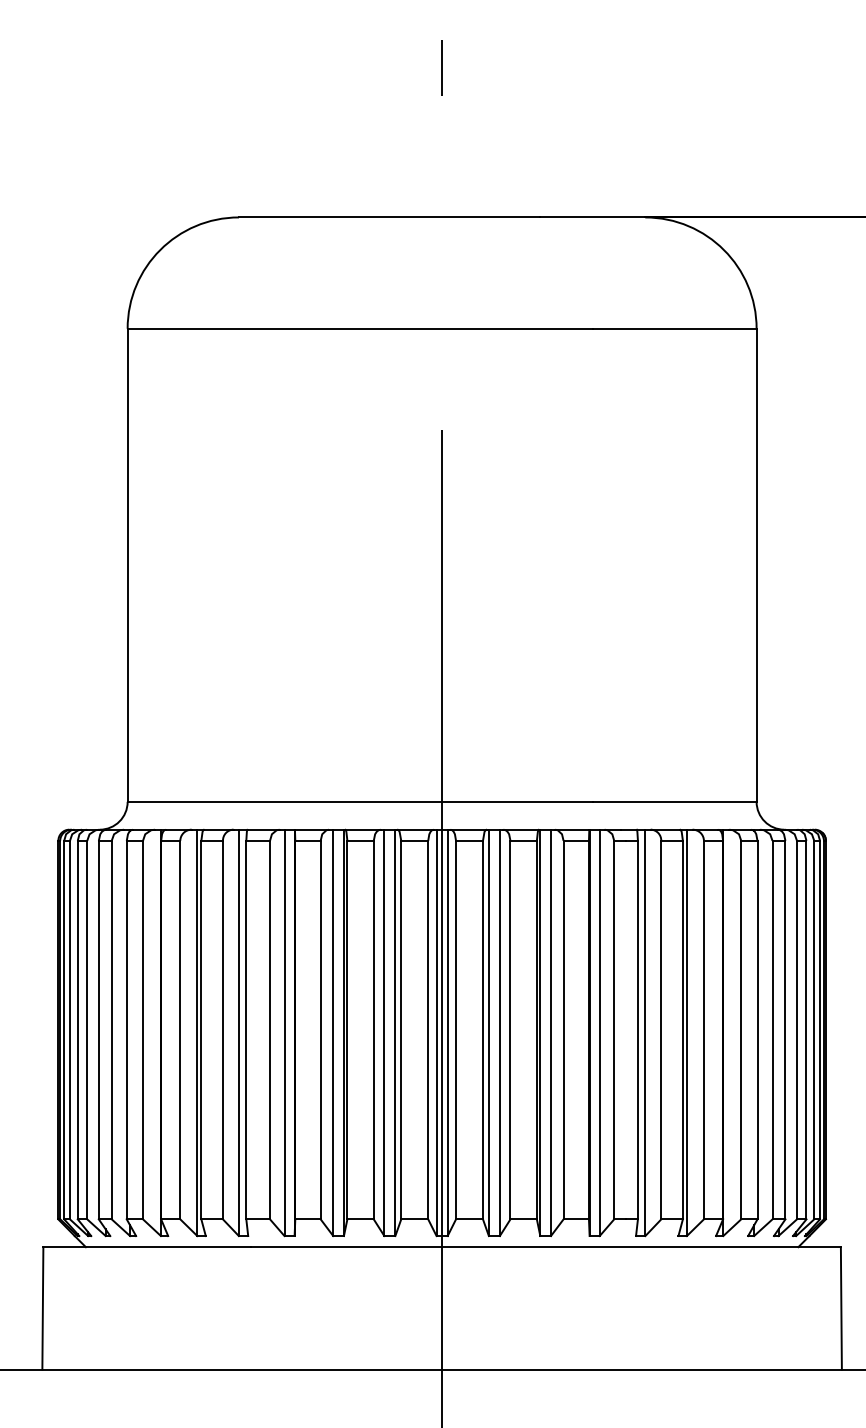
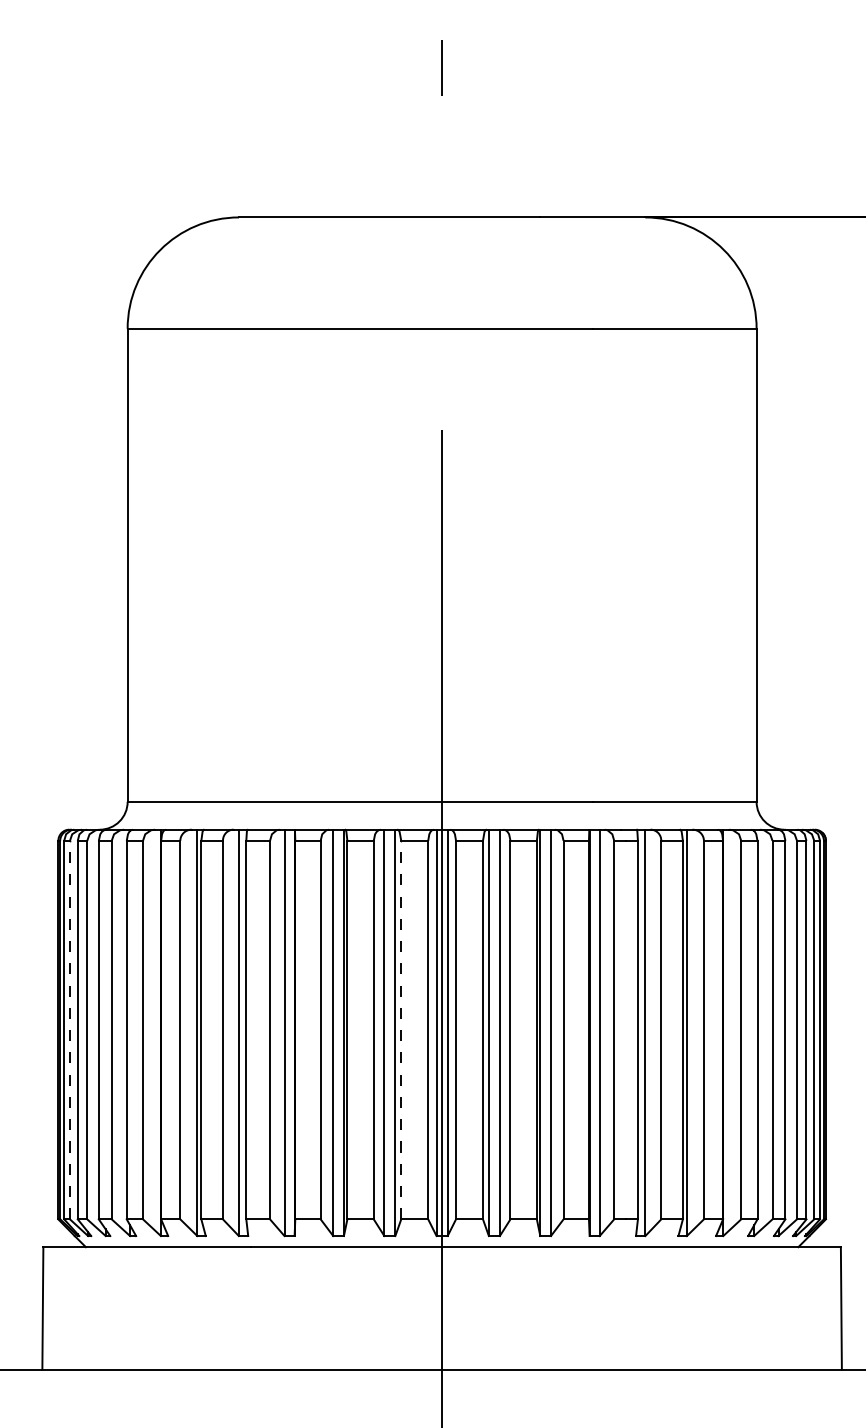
line: solid -> dashed (69, 1029)
line: solid -> dashed (401, 1029)
